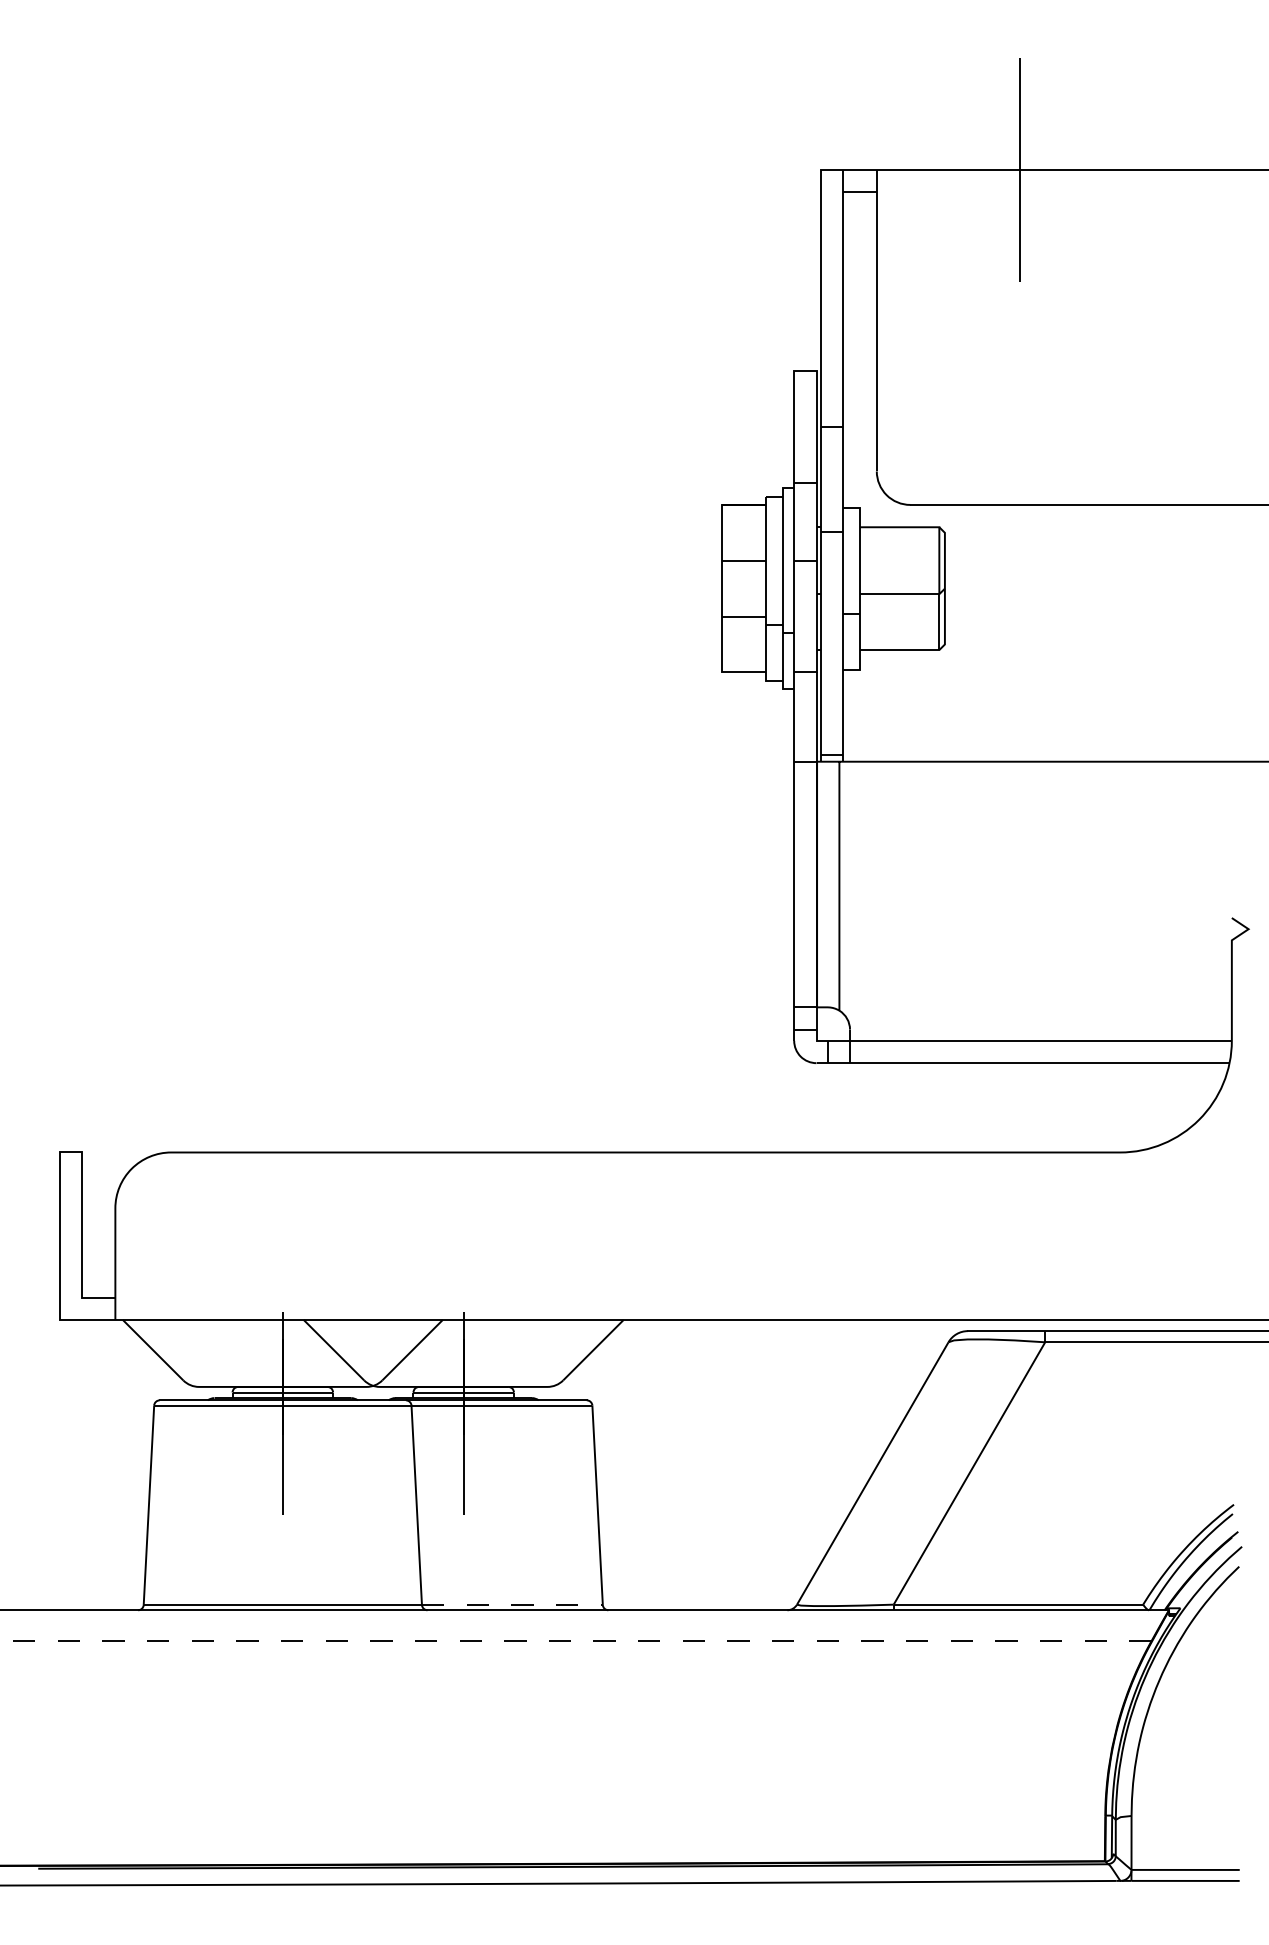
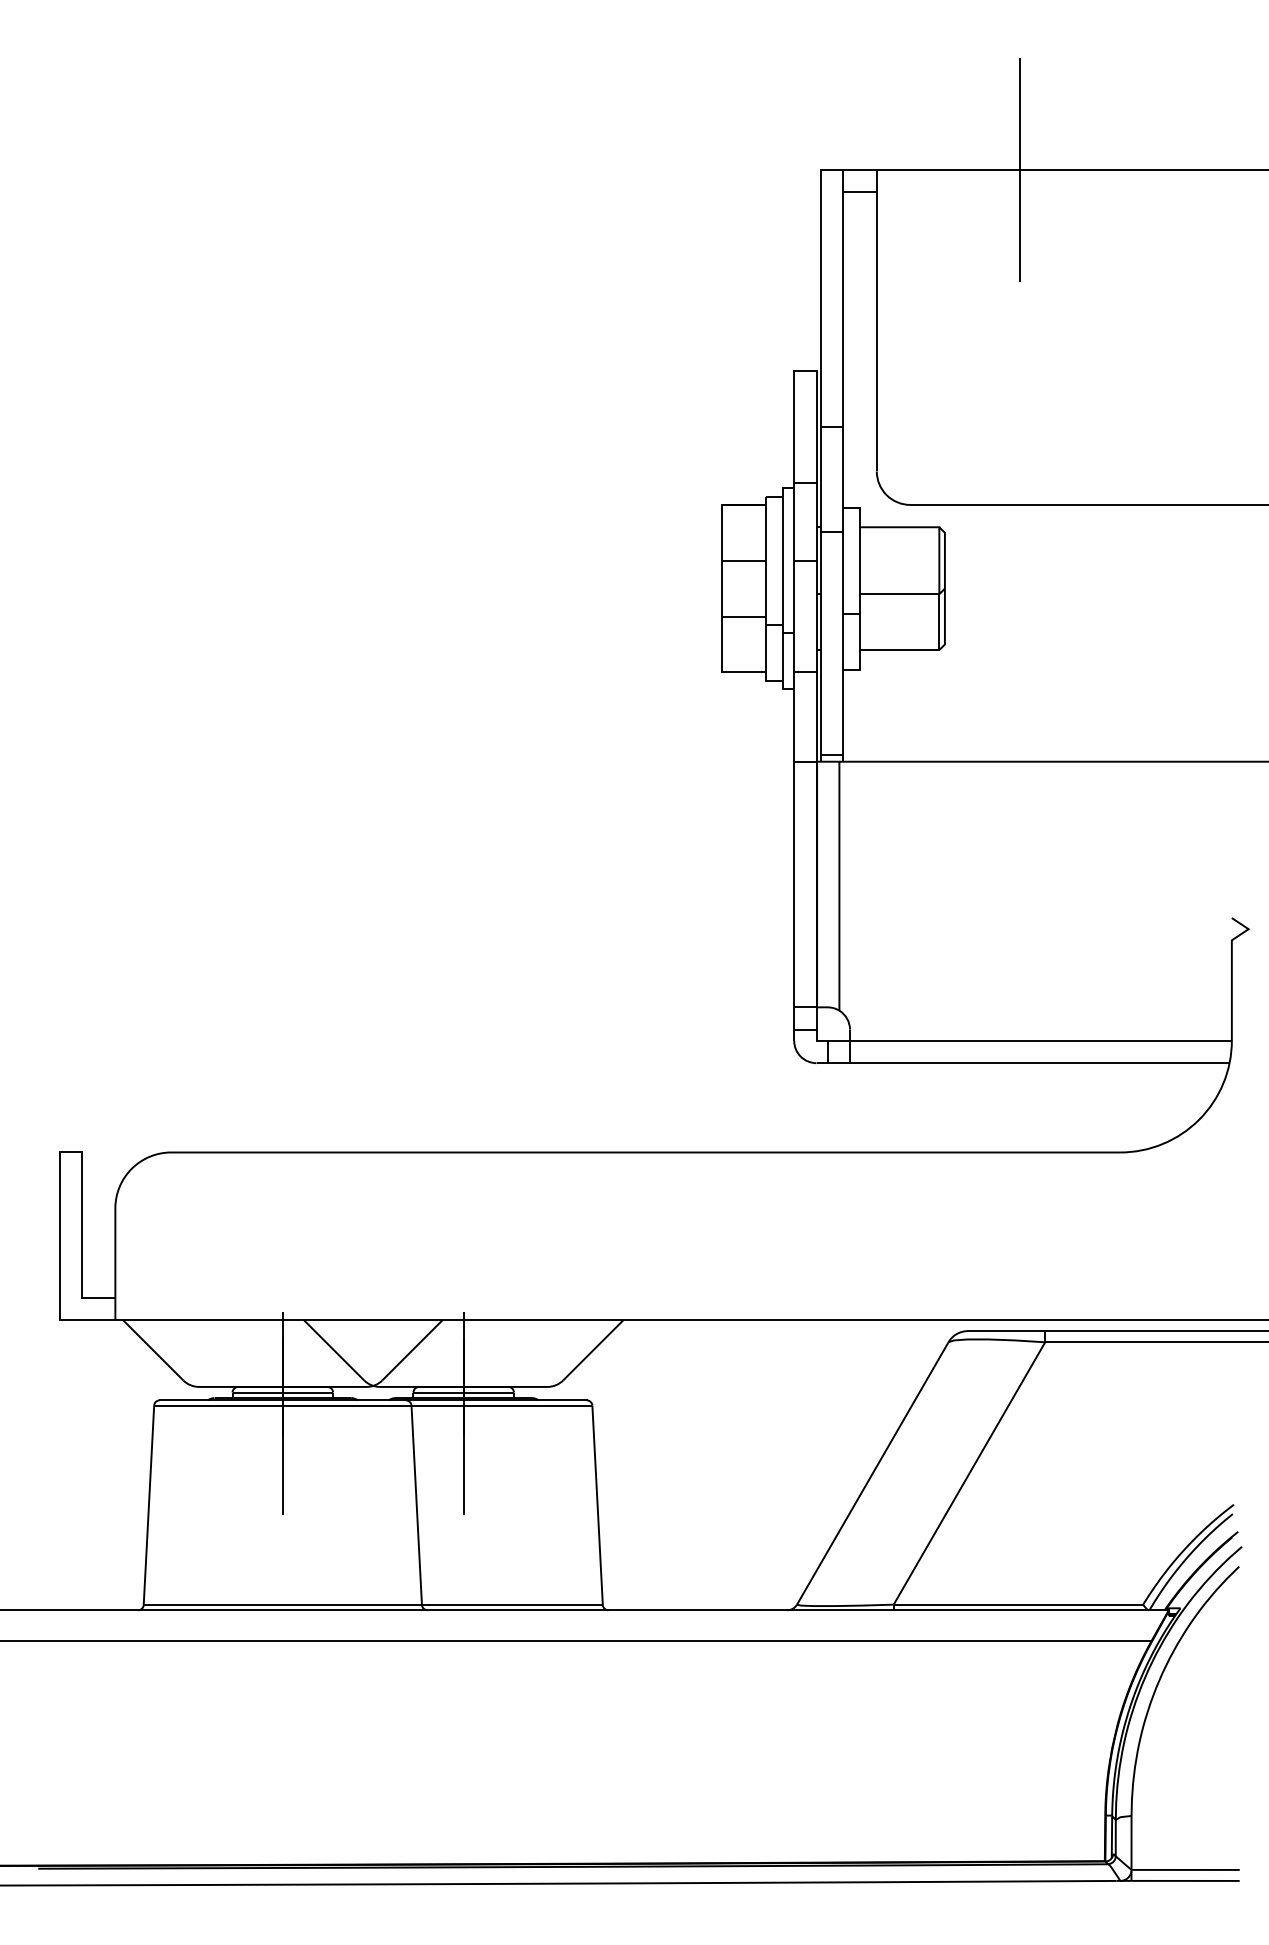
line: dashed -> solid (512, 1604)
line: dashed -> solid (575, 1640)
